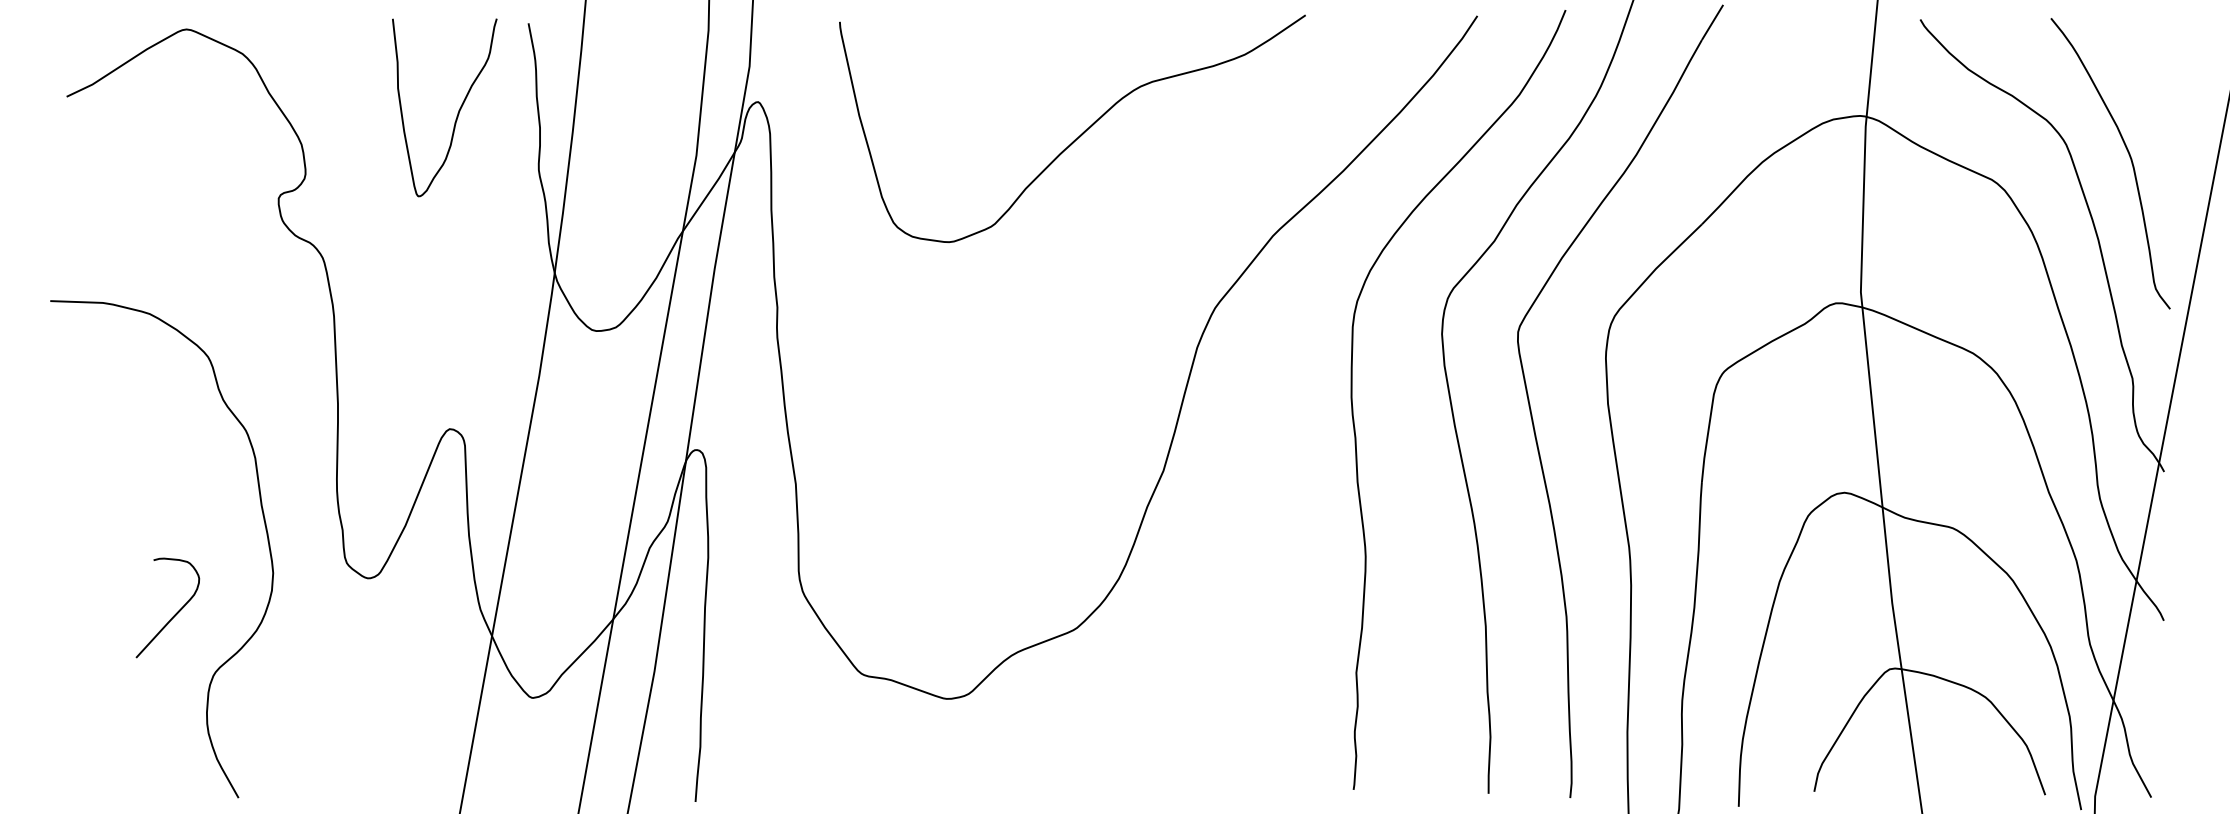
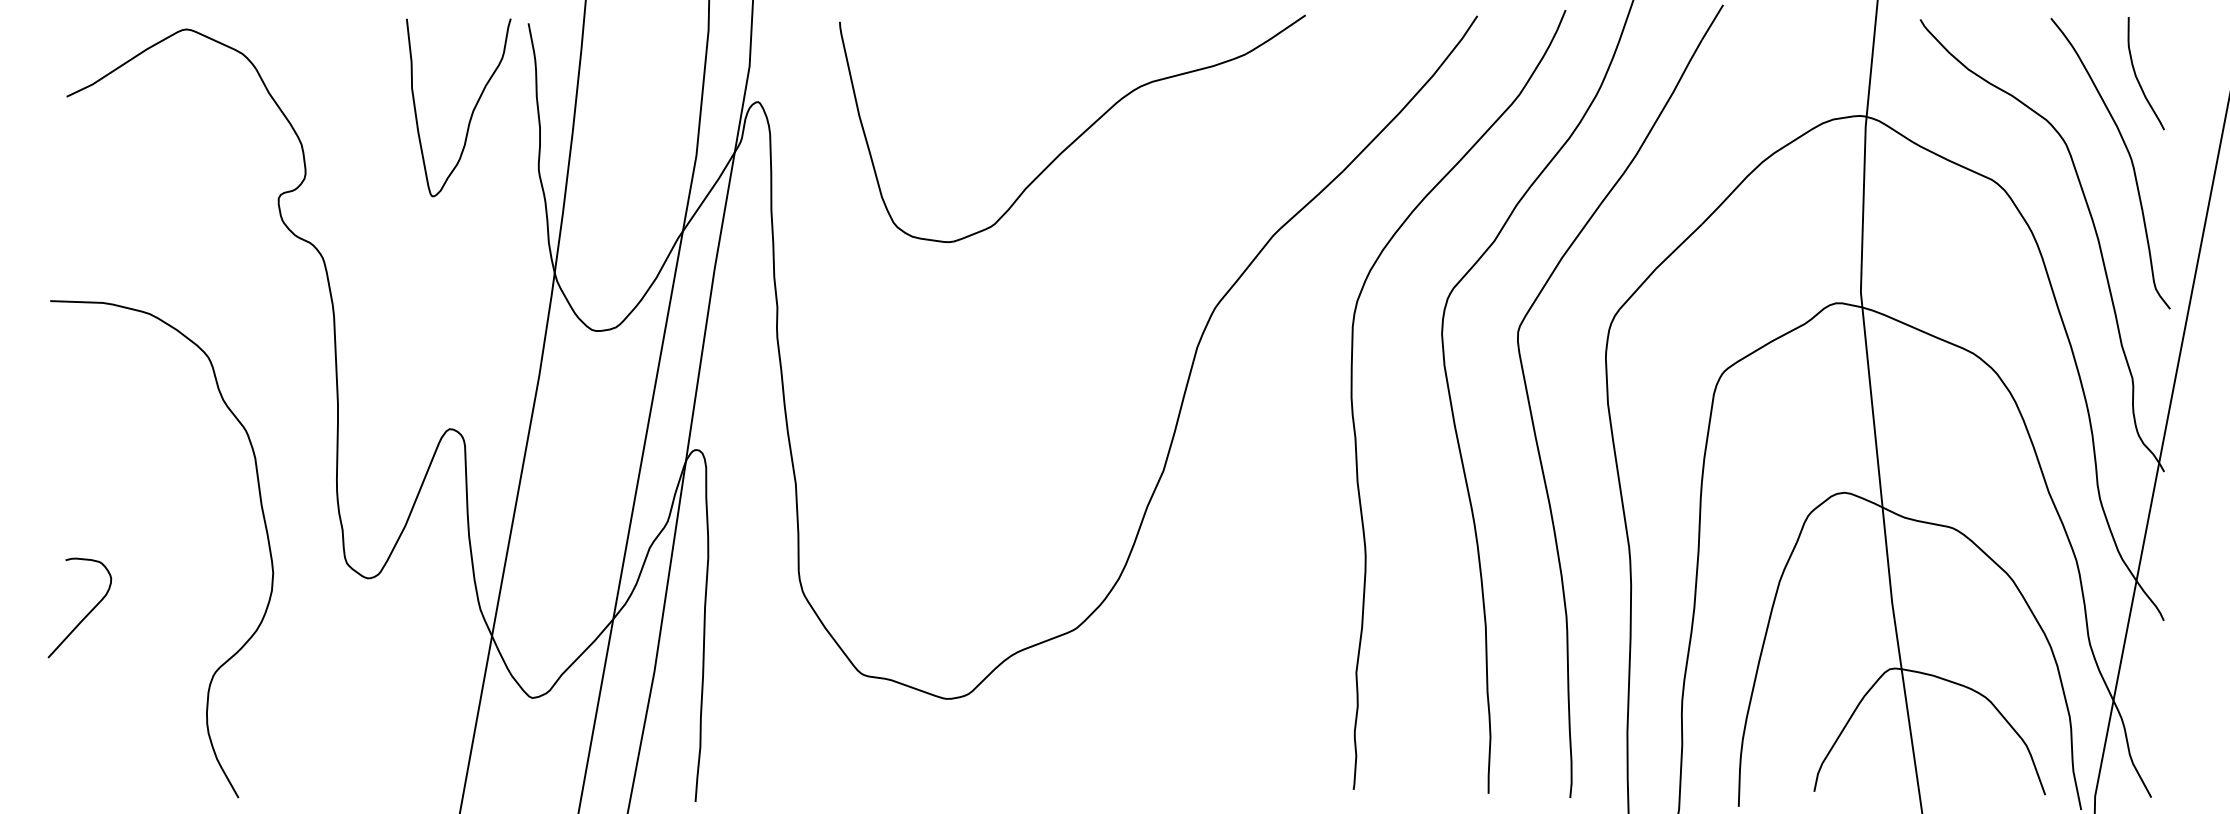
curve: none -> present (2137, 77)
curve position: (458, 110) -> (472, 110) (472, 110)
curve position: (174, 614) -> (86, 614) (86, 614)
